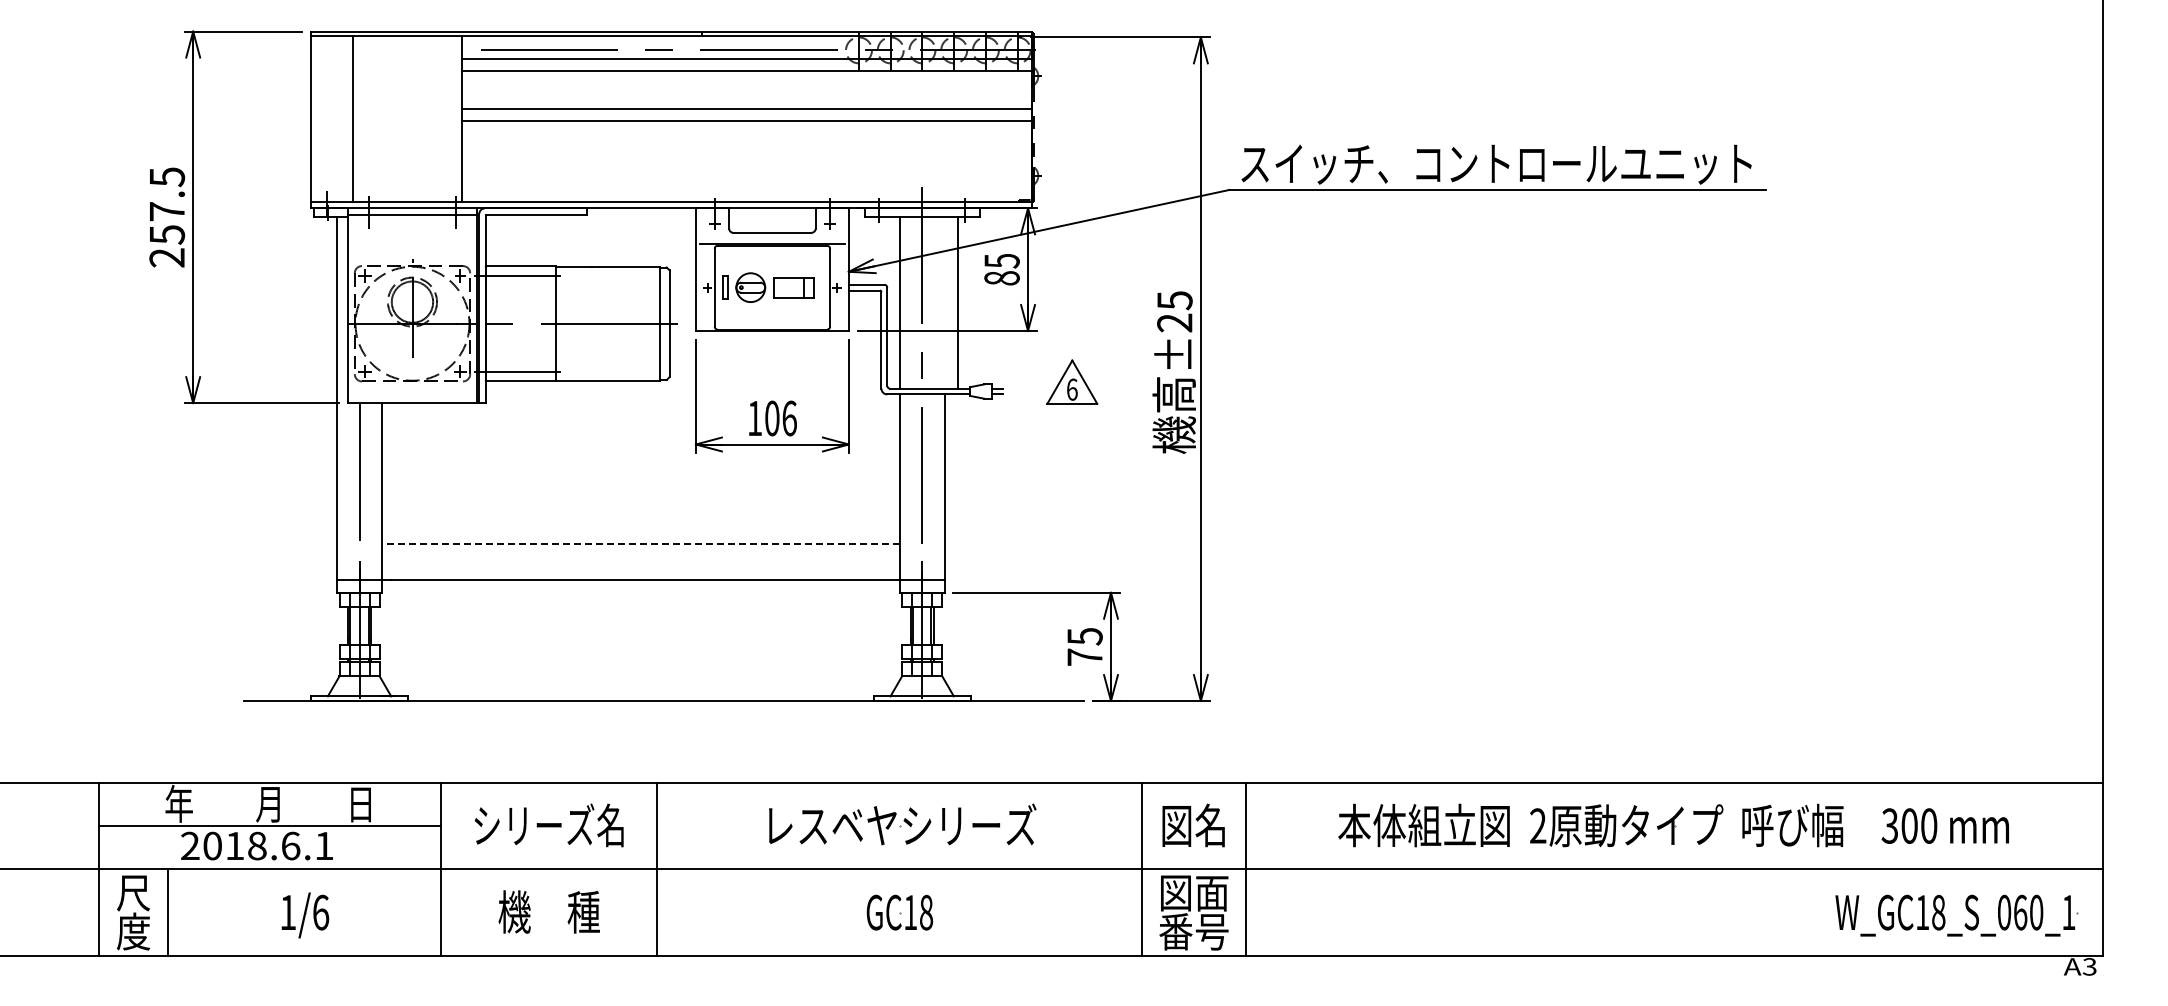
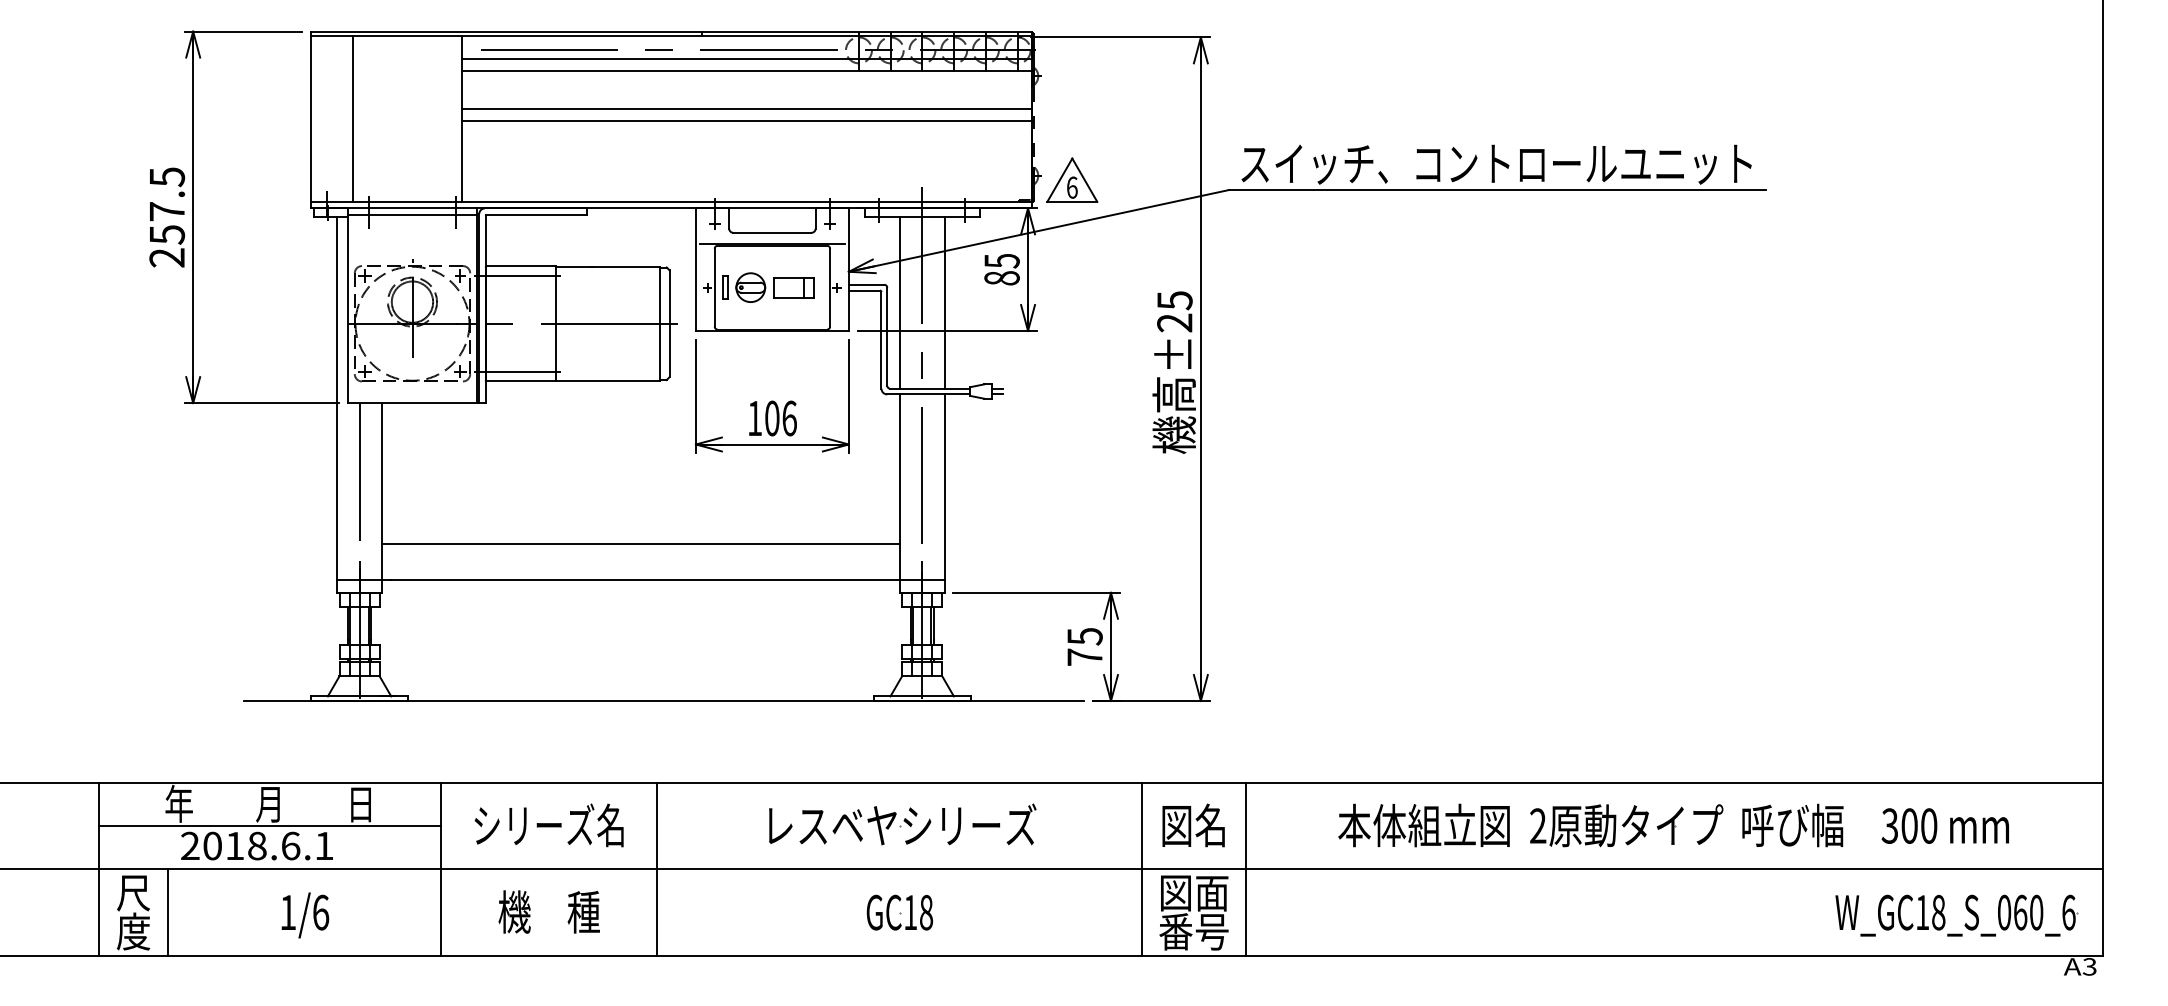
line position: (957, 302) -> (944, 302) (944, 302)
part position: (1072, 381) -> (1072, 179) (1072, 179)
line: dashed -> solid (640, 543)
text: W_GC18_S_060_1 -> W_GC18_S_060_6 (2068, 912)
